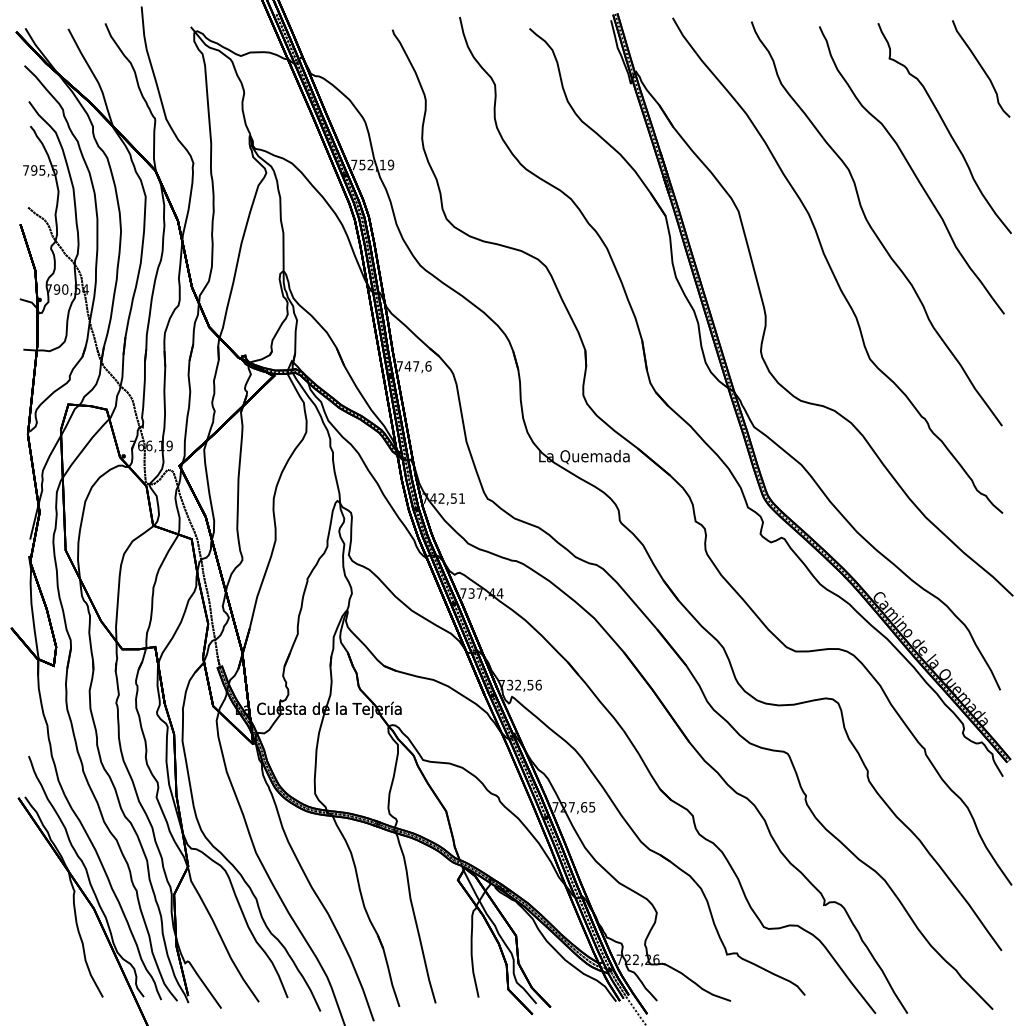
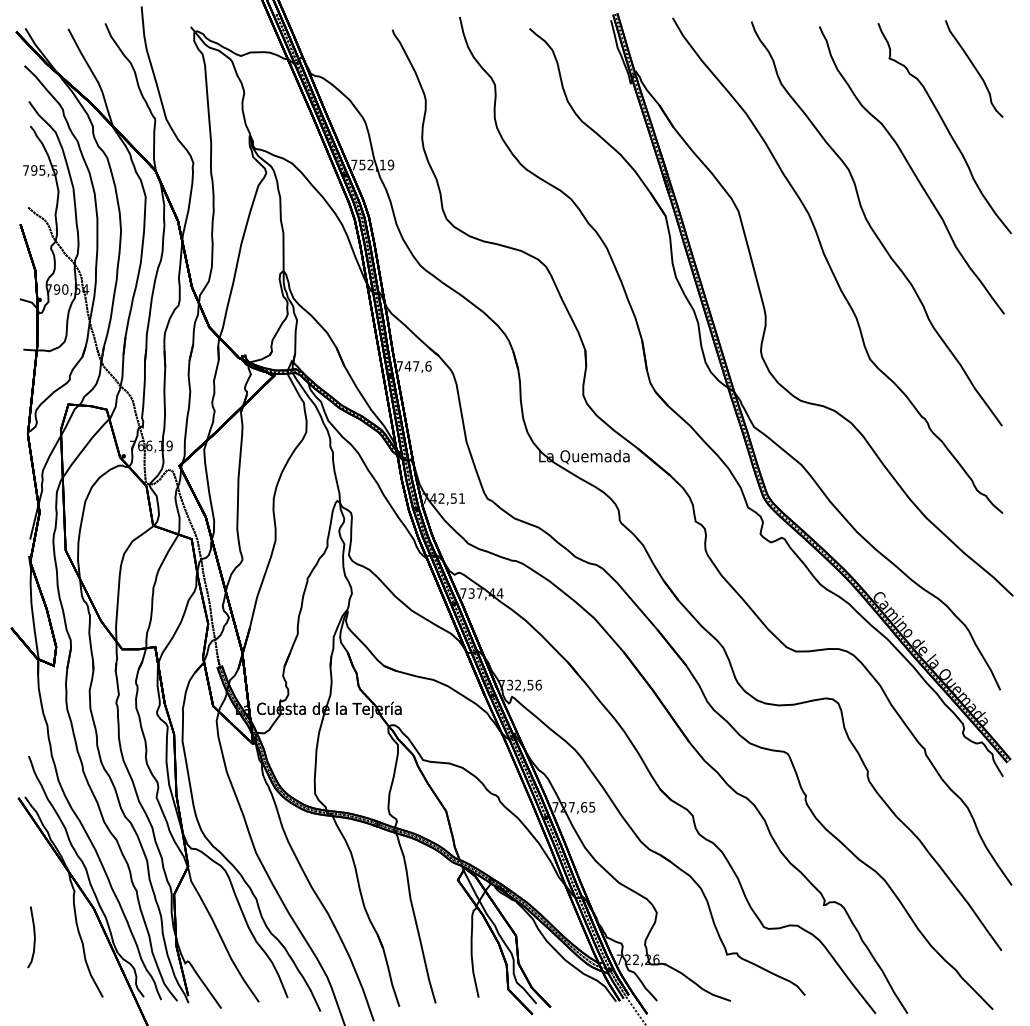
curve position: (981, 68) -> (974, 68) (974, 68)
curve: none -> present (33, 935)
